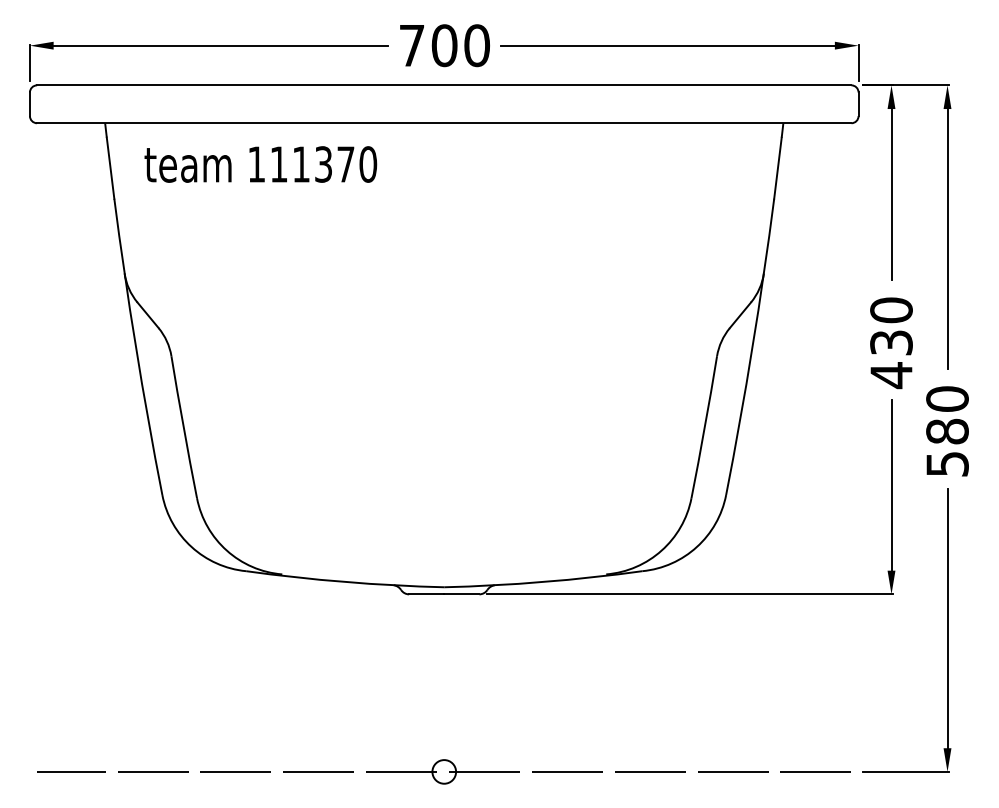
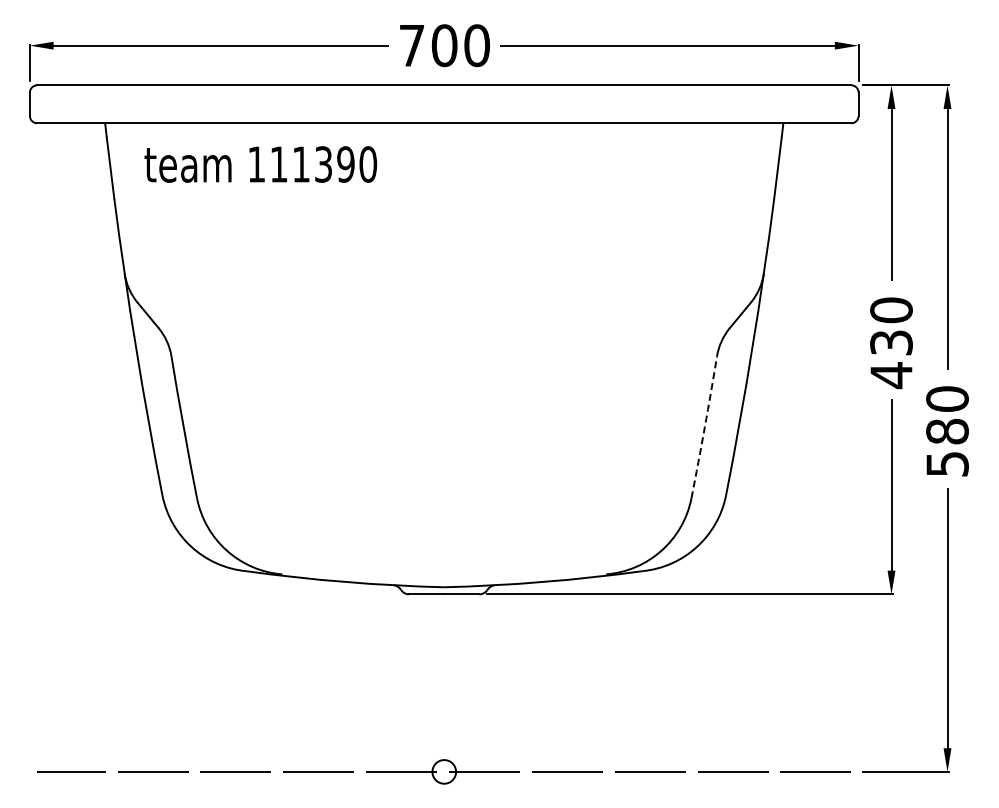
text: 111370 -> 111390 (345, 164)
arc: solid -> dashed (704, 427)
